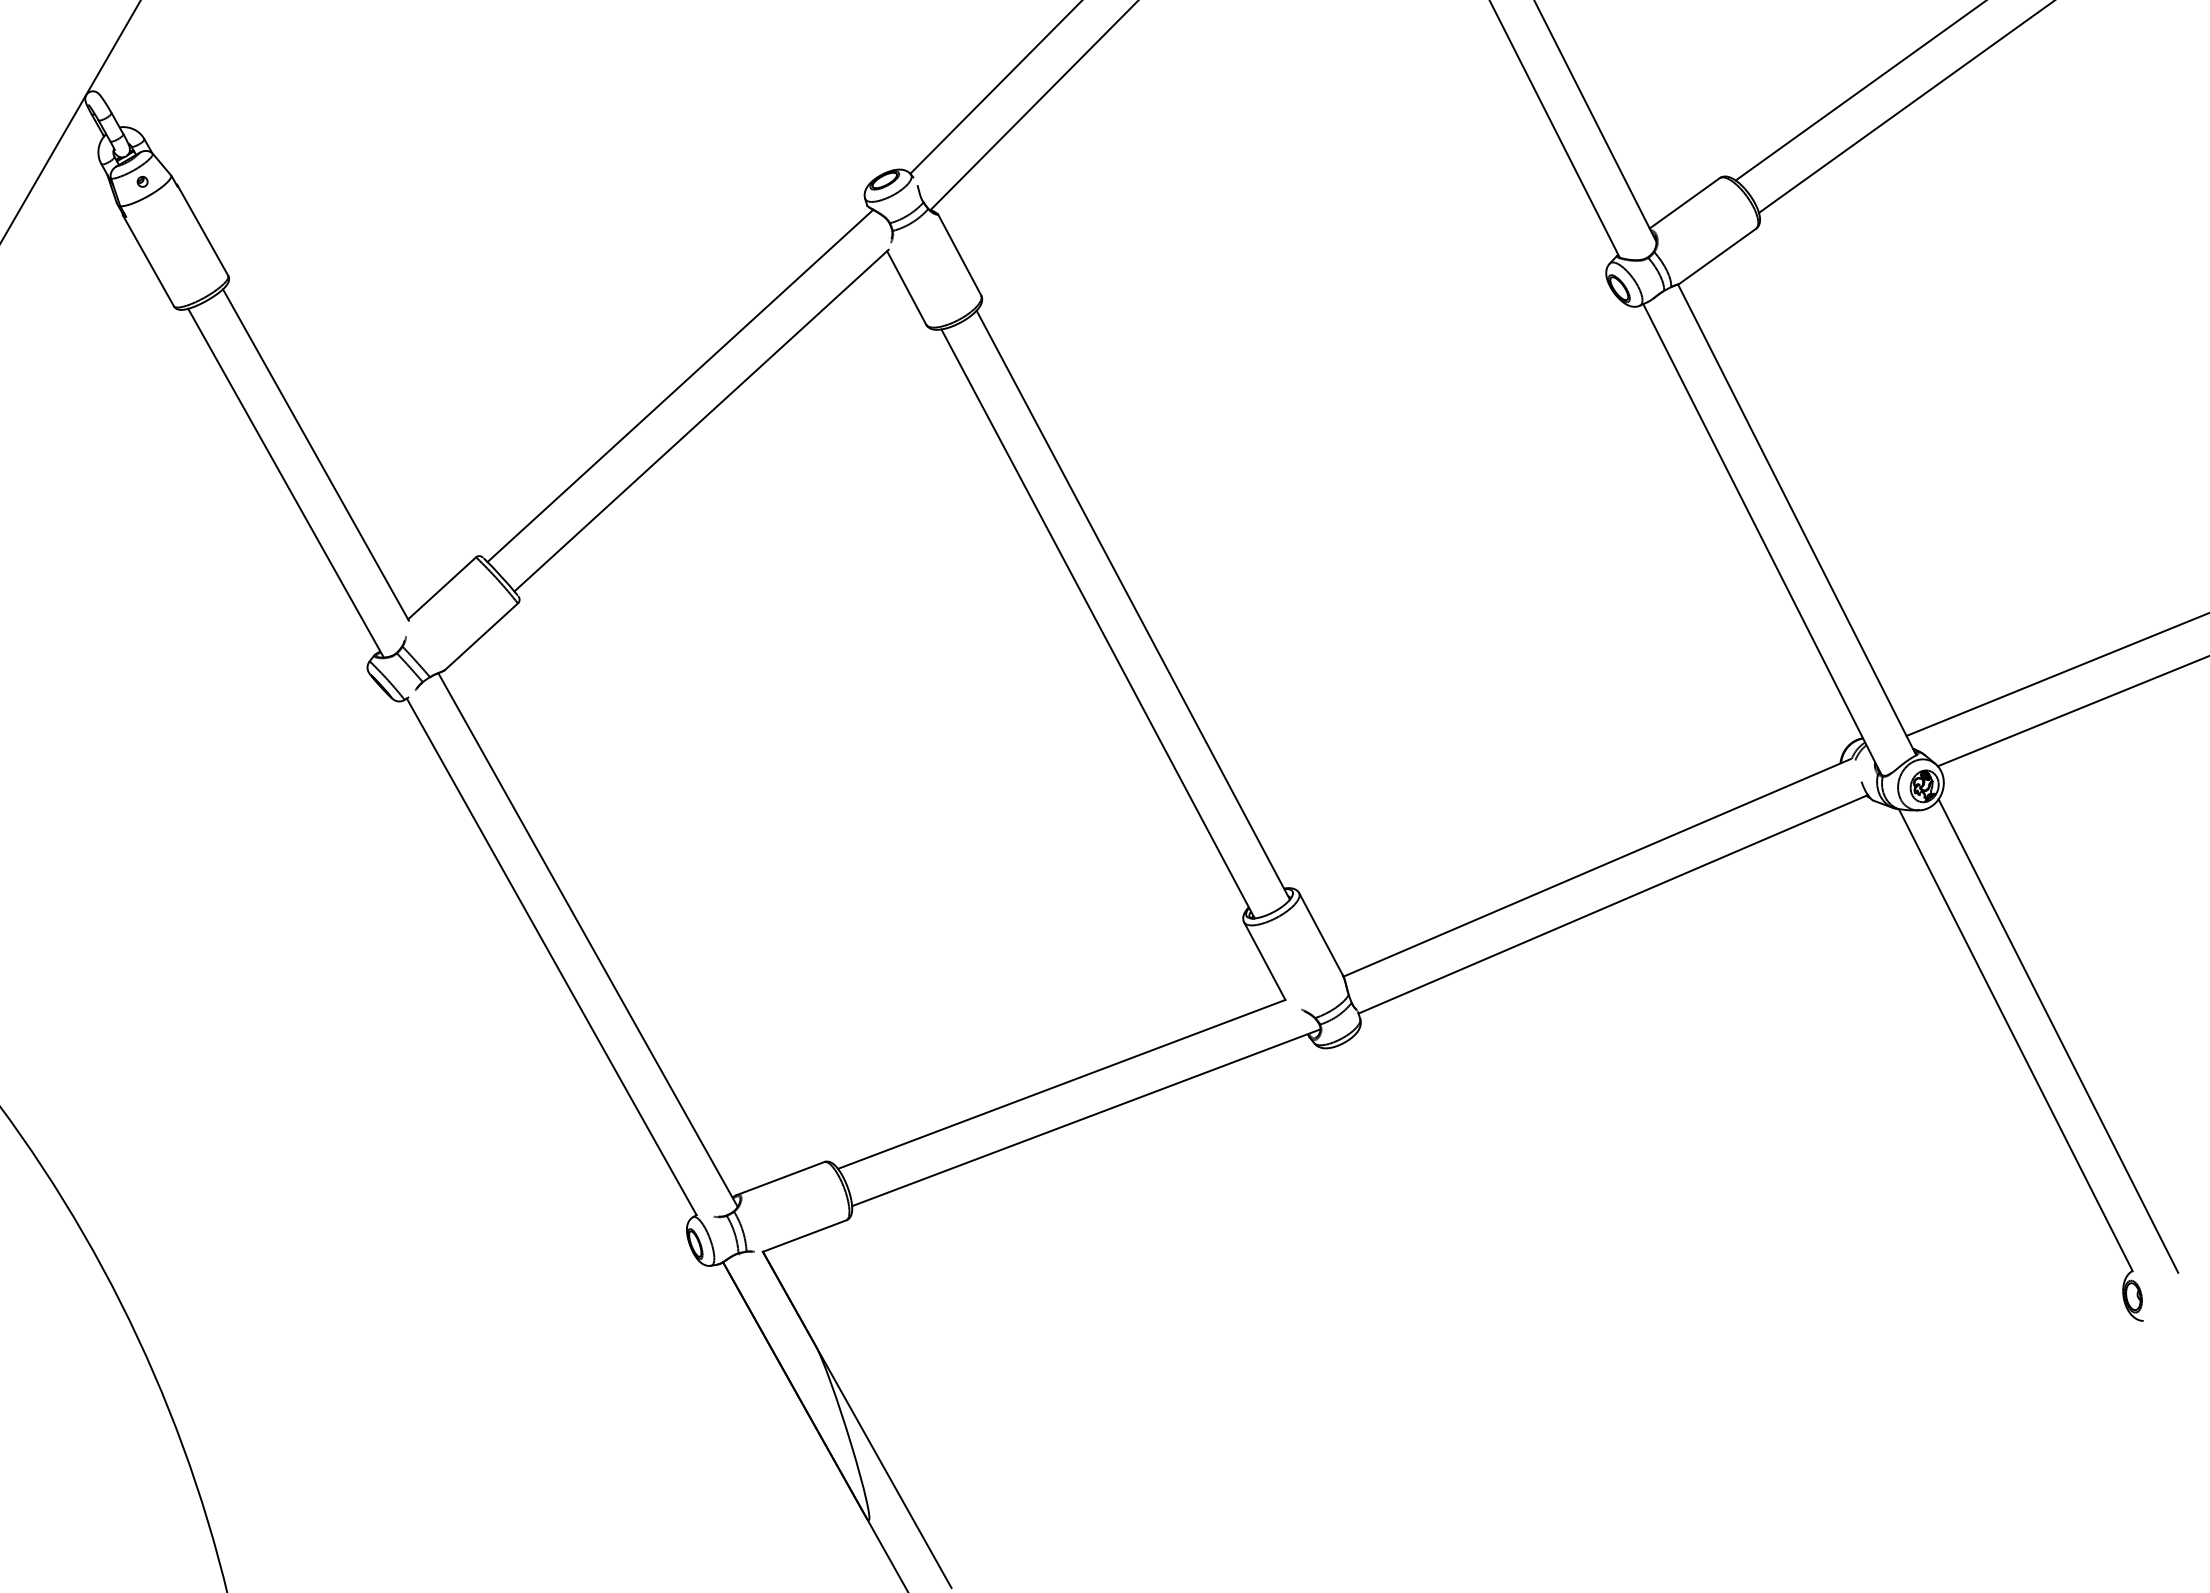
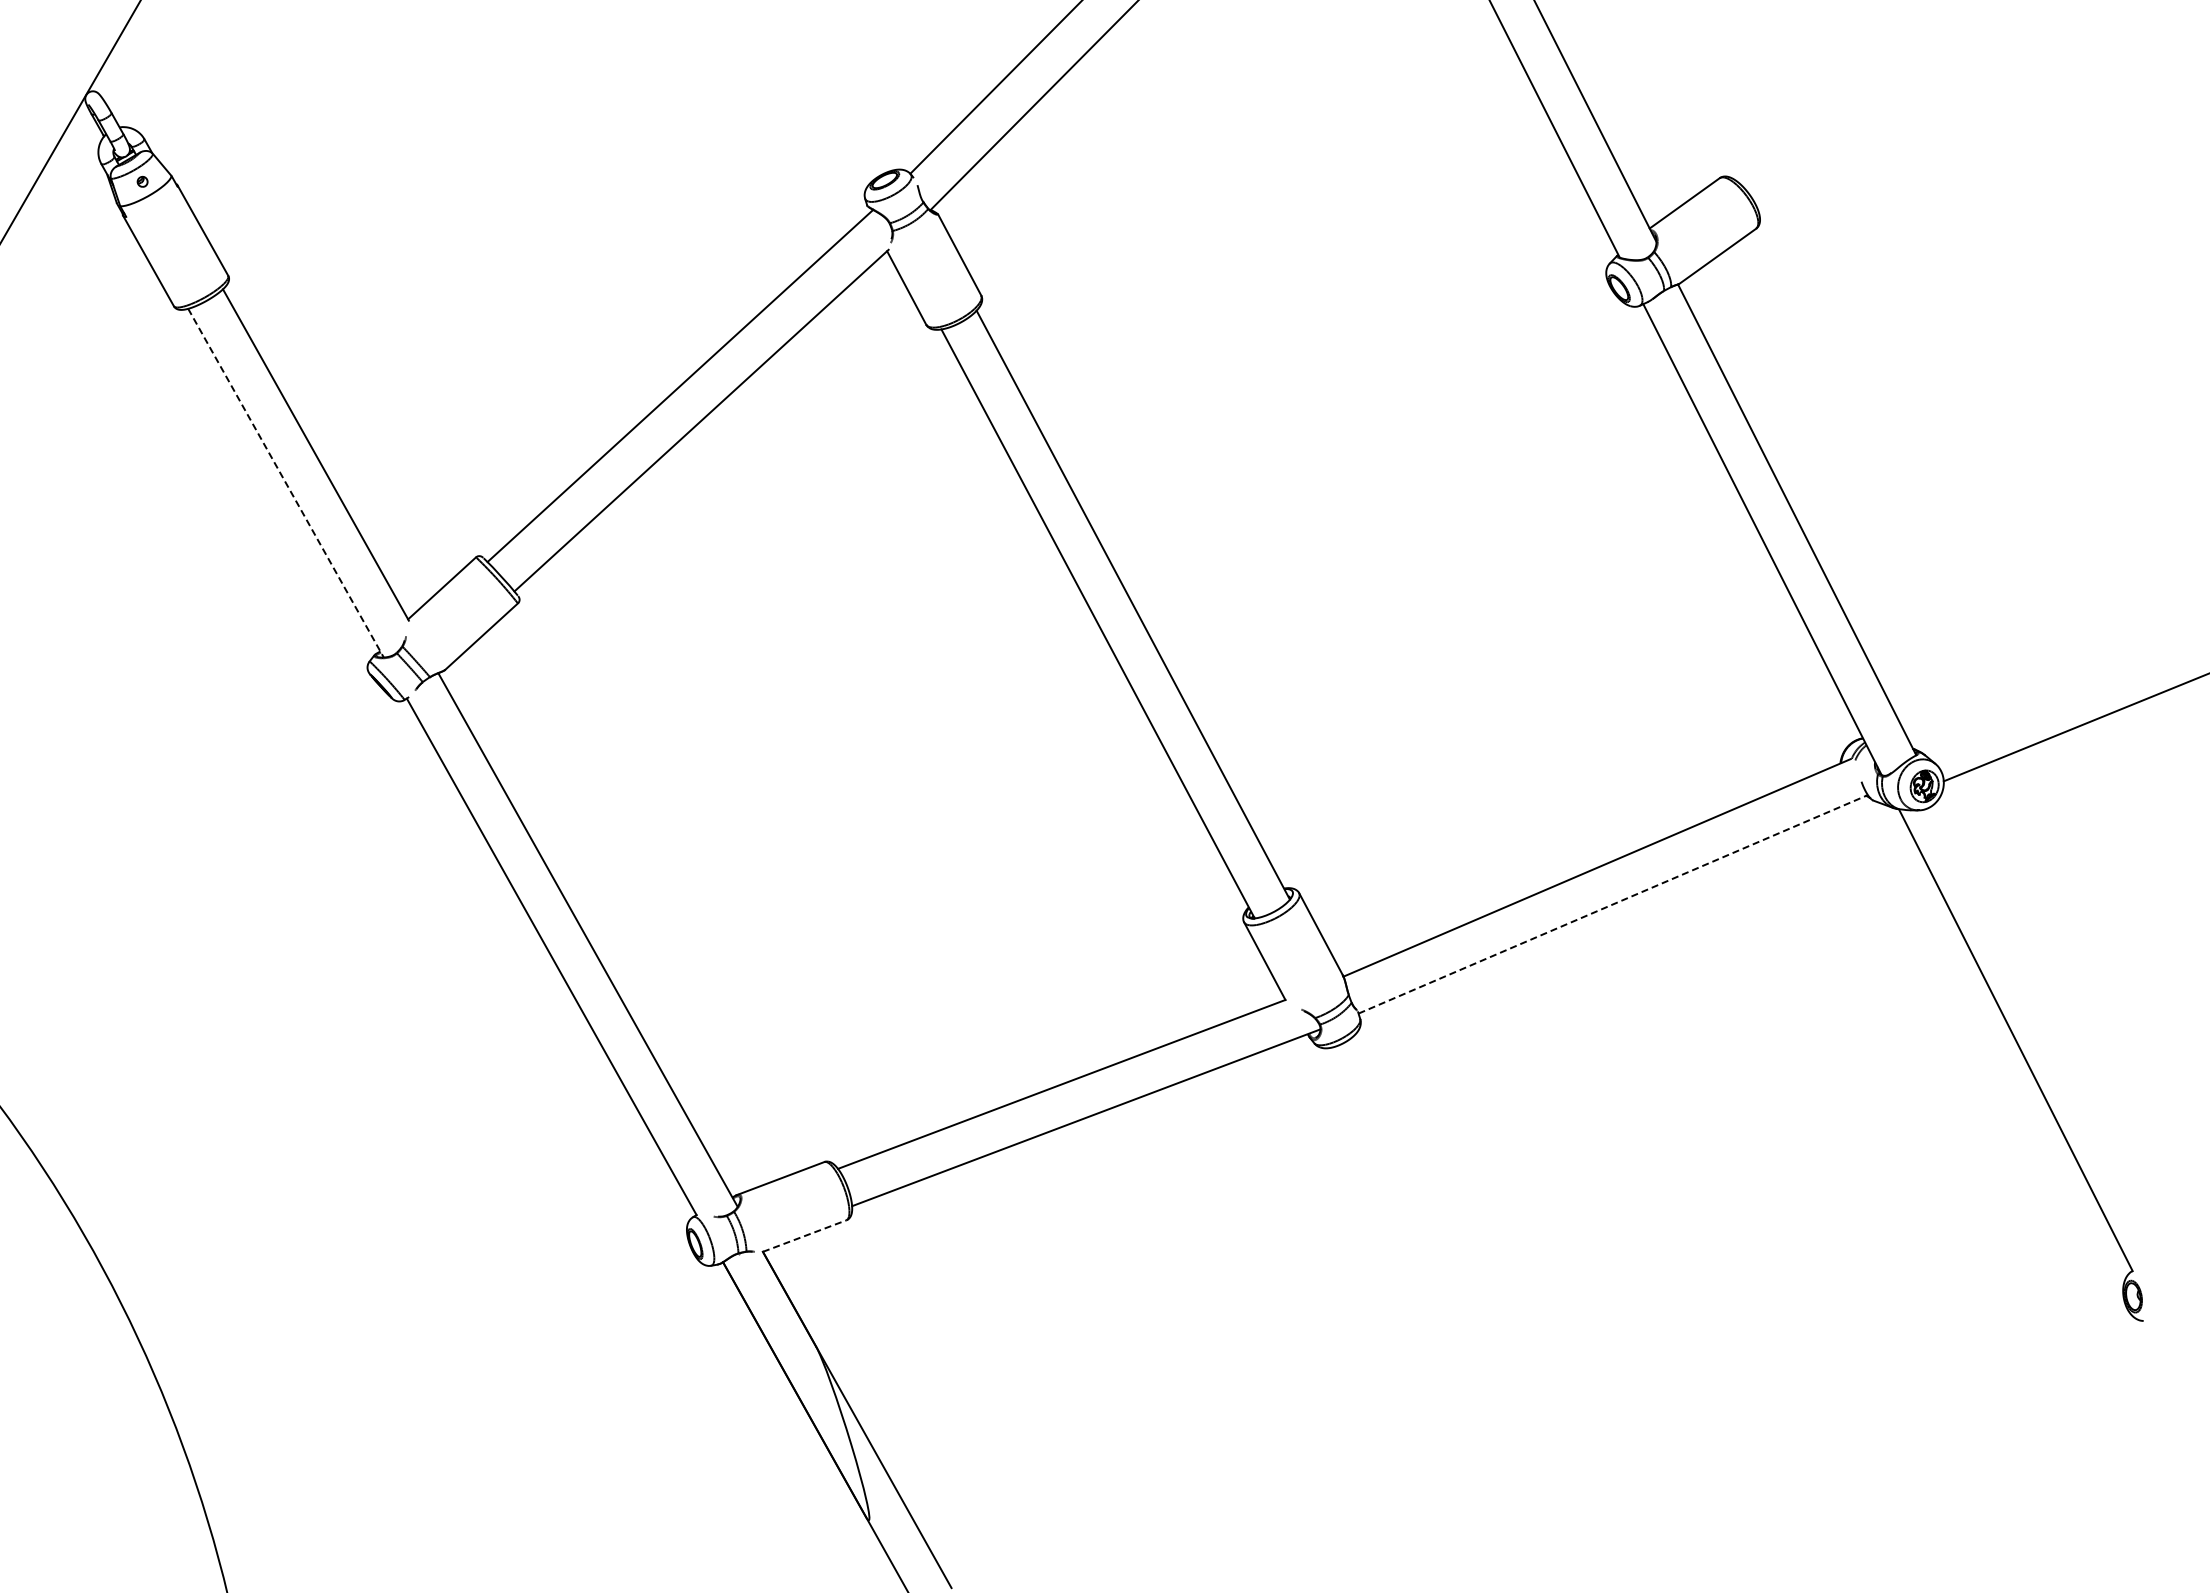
line: present -> none (1859, 91)
line: present -> none (1905, 107)
line: solid -> dashed (286, 483)
line: present -> none (2056, 674)
line position: (2071, 711) -> (2074, 727) (2074, 727)
line: solid -> dashed (1613, 904)
line: present -> none (2058, 1035)
line: solid -> dashed (804, 1236)
